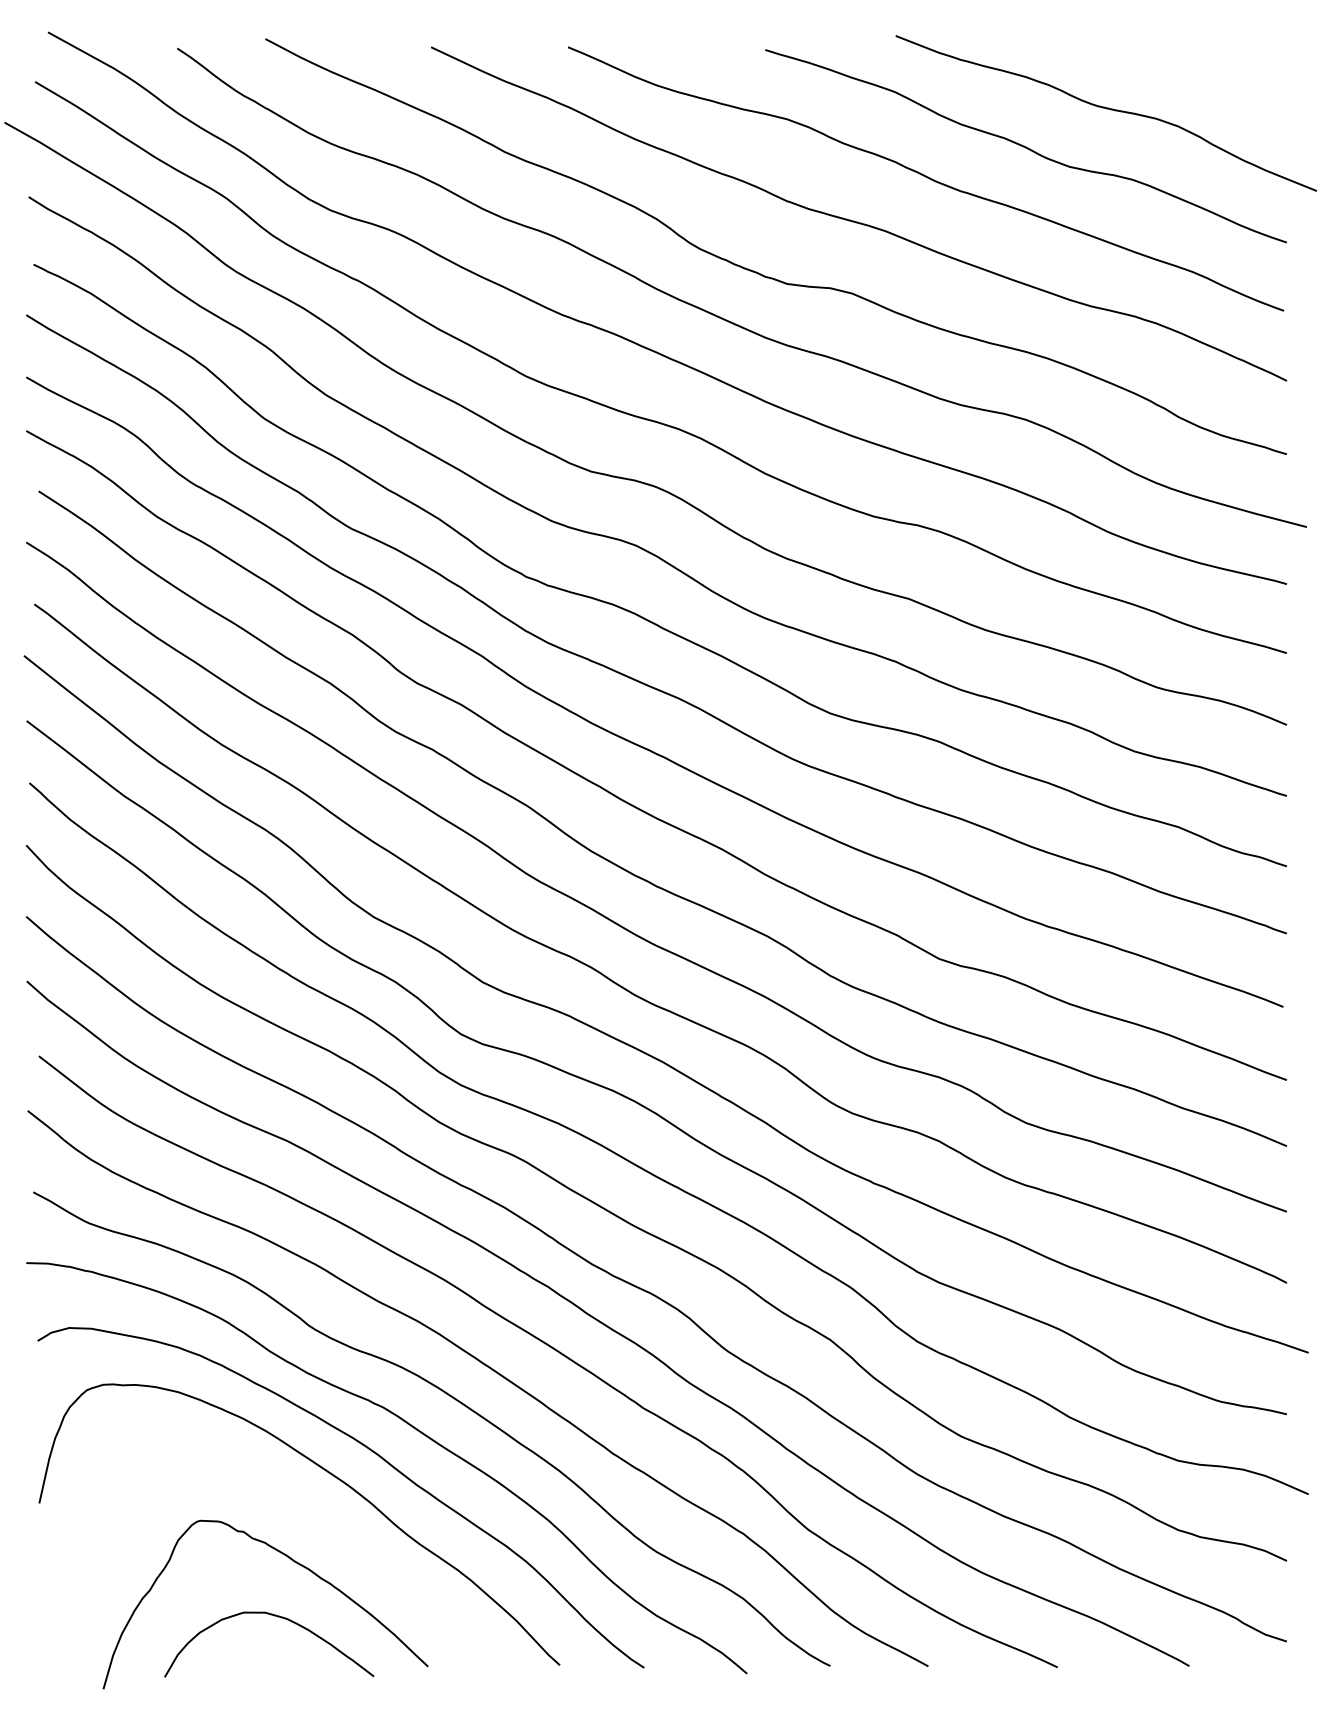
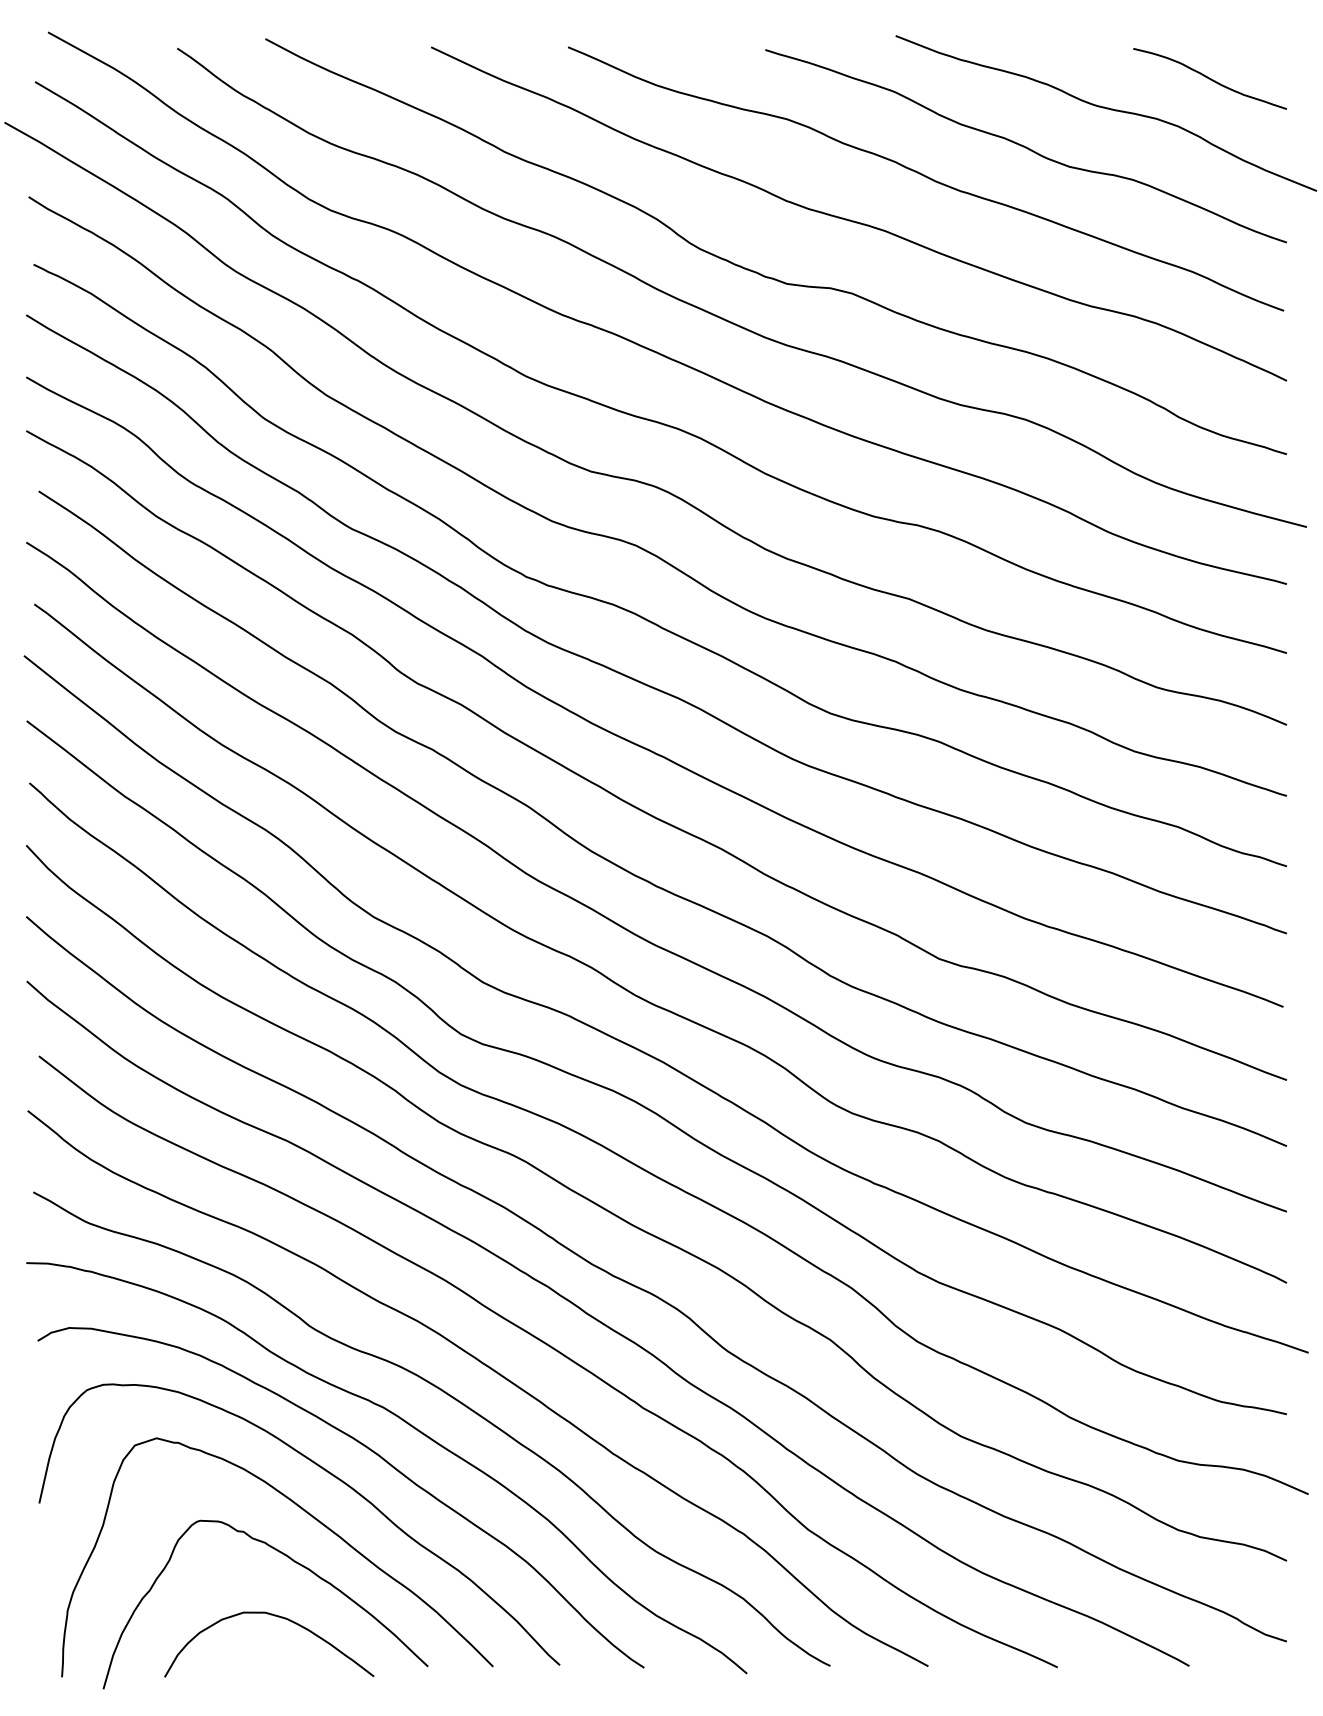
curve: none -> present (1209, 78)
curve: none -> present (309, 1515)
